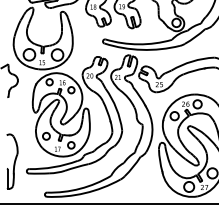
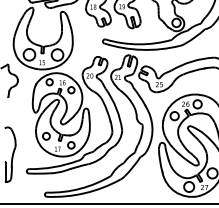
part position: (12, 161) -> (10, 154) (10, 154)
